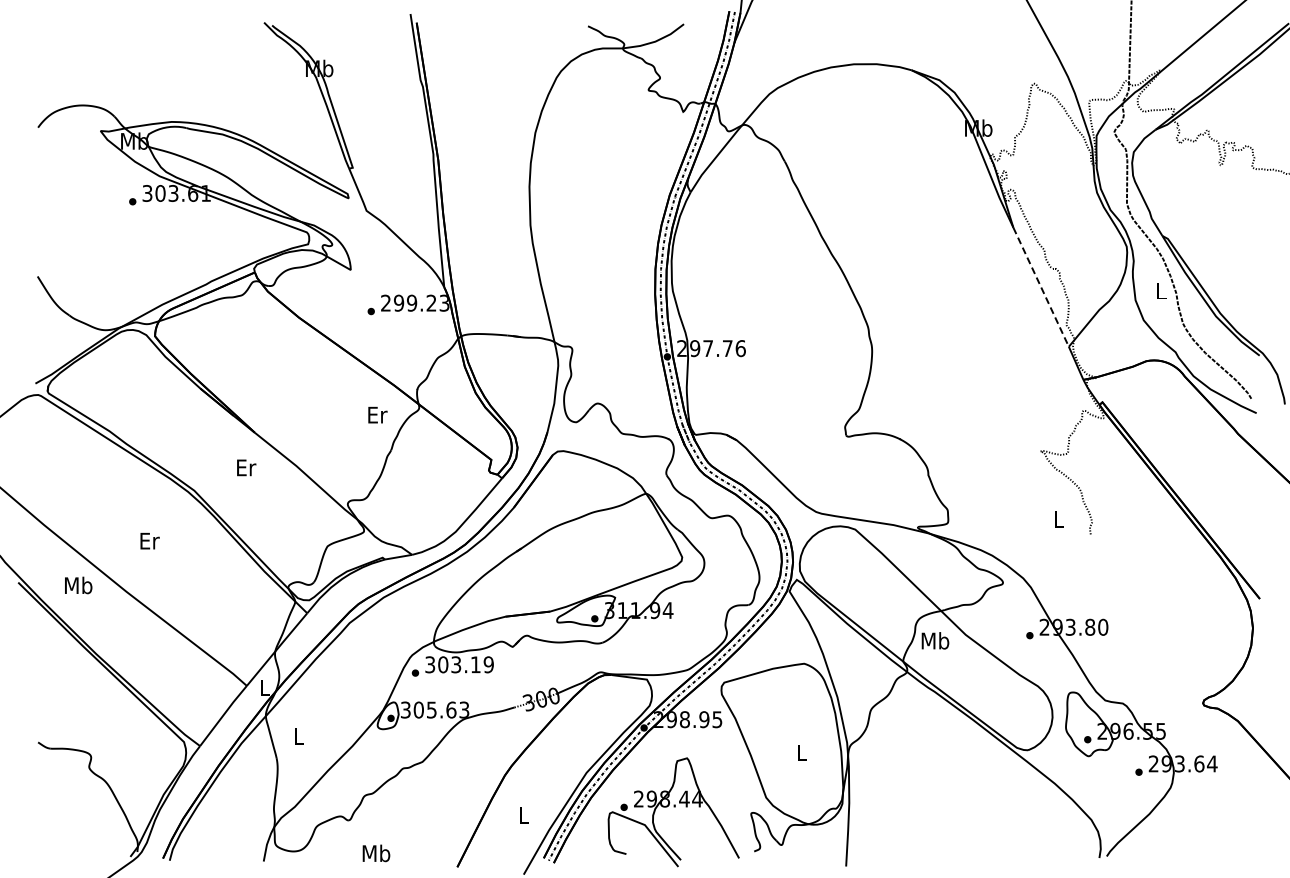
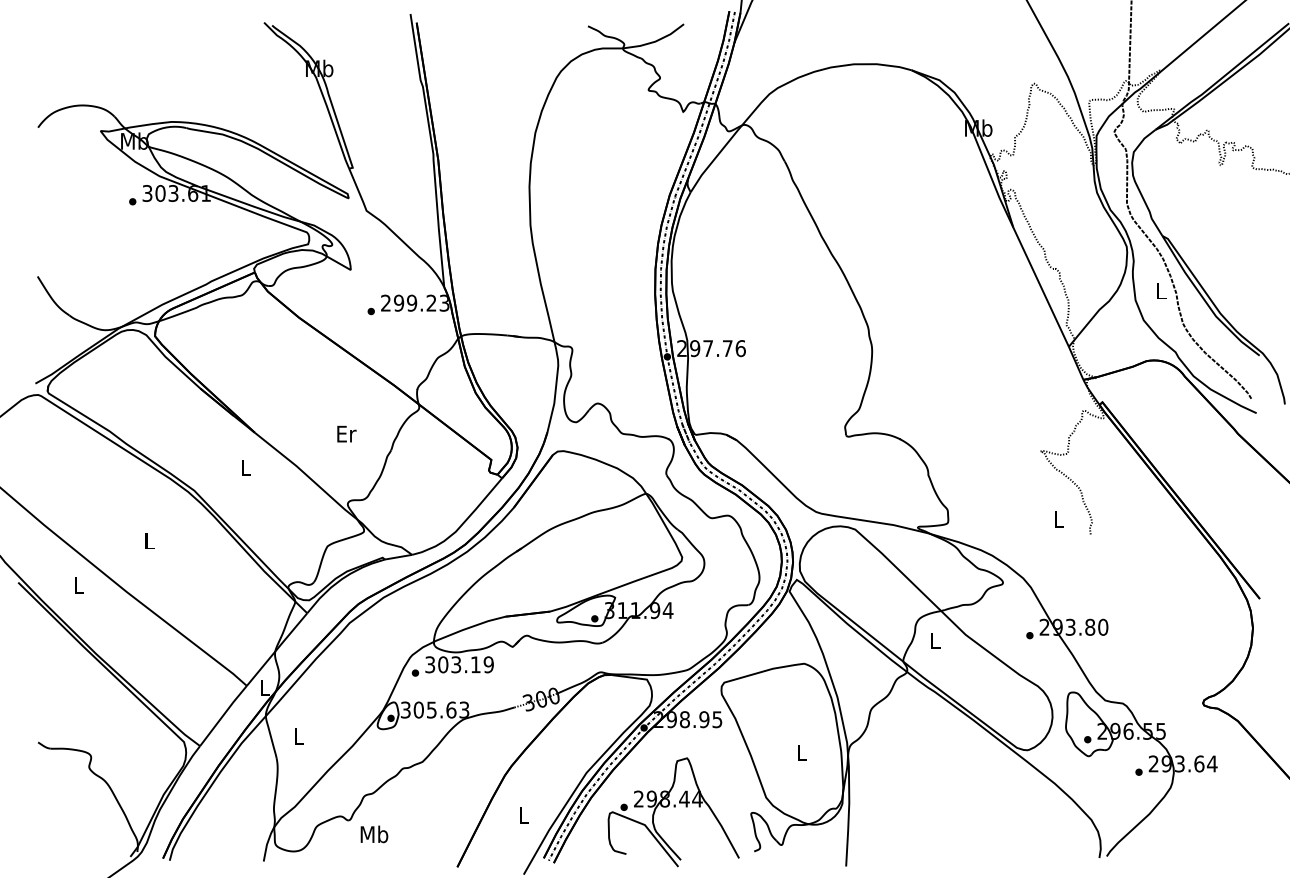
line: dashed -> solid (1041, 287)
text position: (377, 414) -> (346, 433) (346, 433)
text: Er -> L (246, 467)
text: Er -> L (149, 540)
text: Mb -> L (78, 585)
text: Mb -> L (935, 640)
text position: (376, 853) -> (374, 834) (374, 834)
